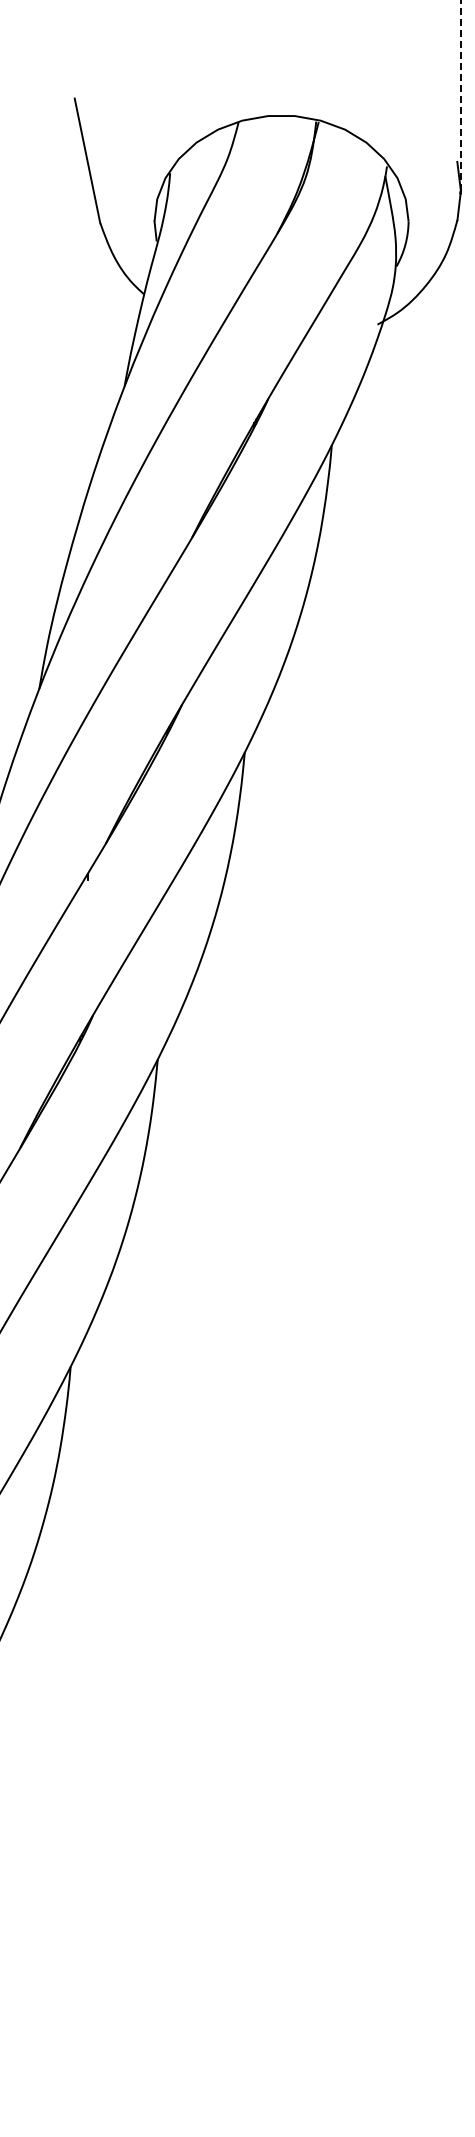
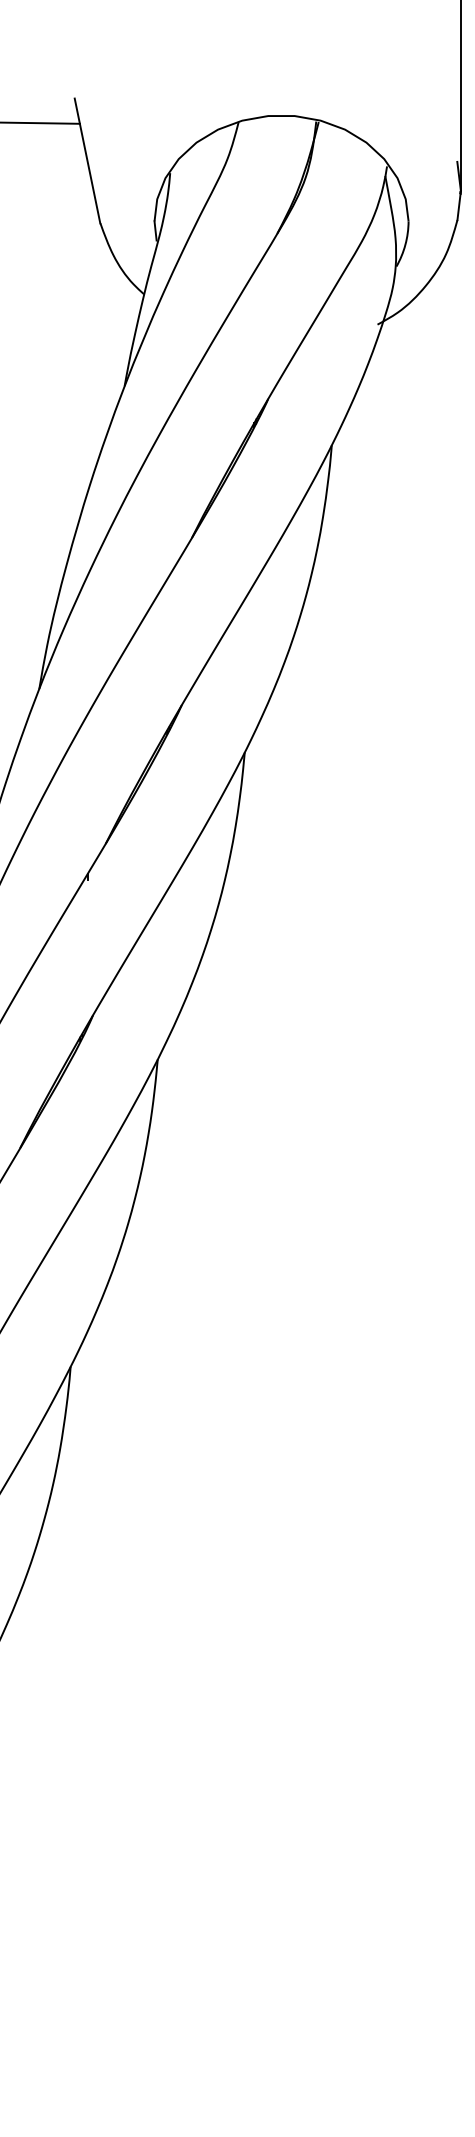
line: dashed -> solid (460, 95)
line: none -> present (40, 122)
